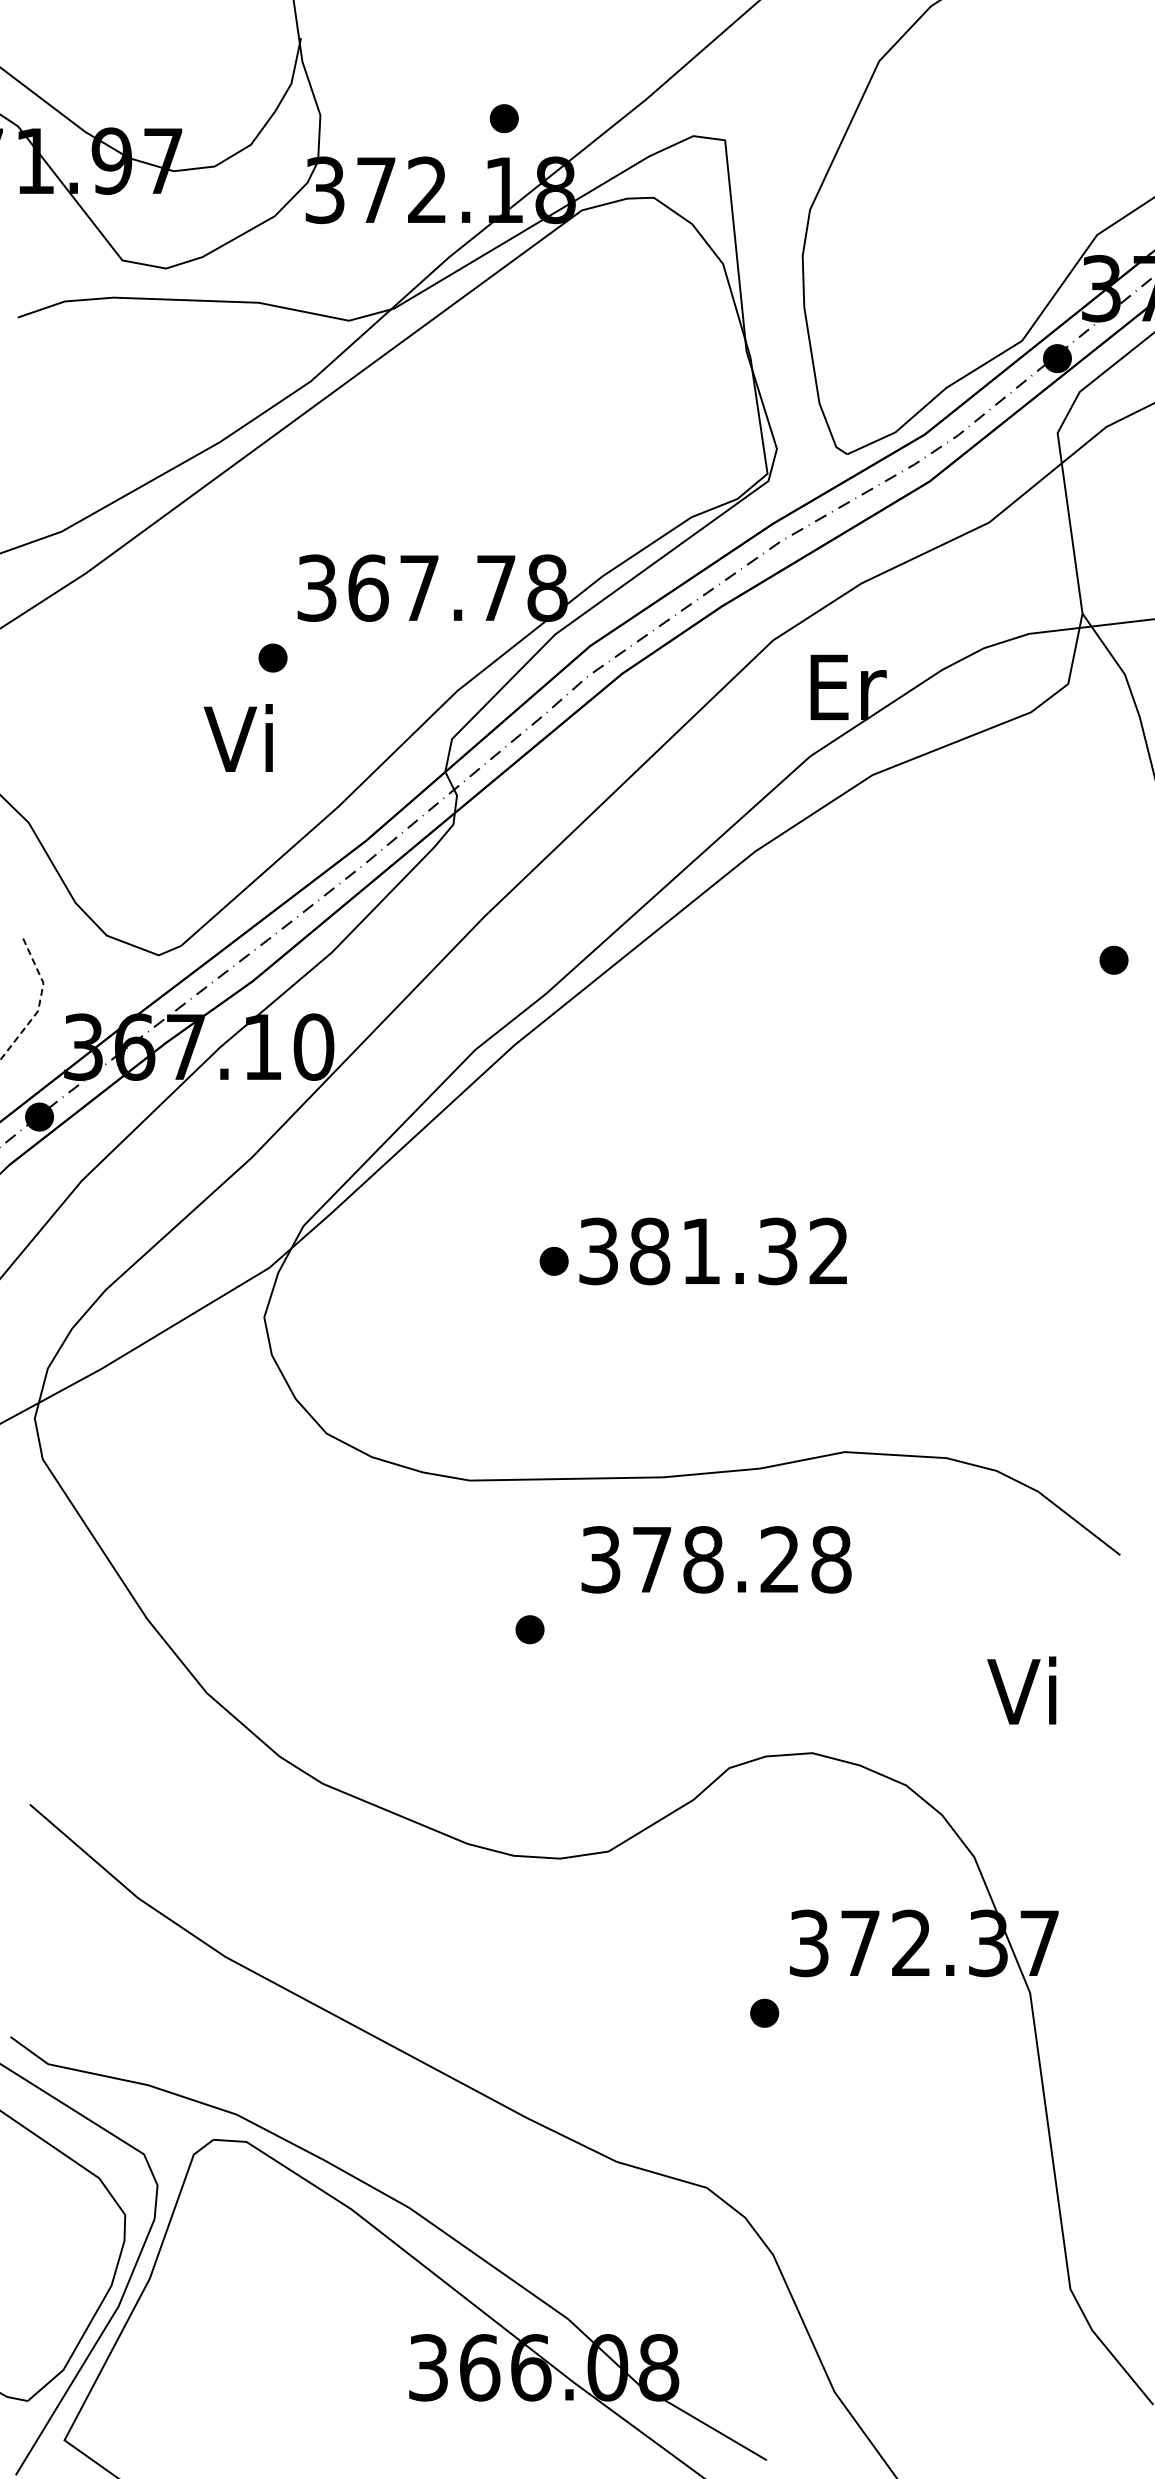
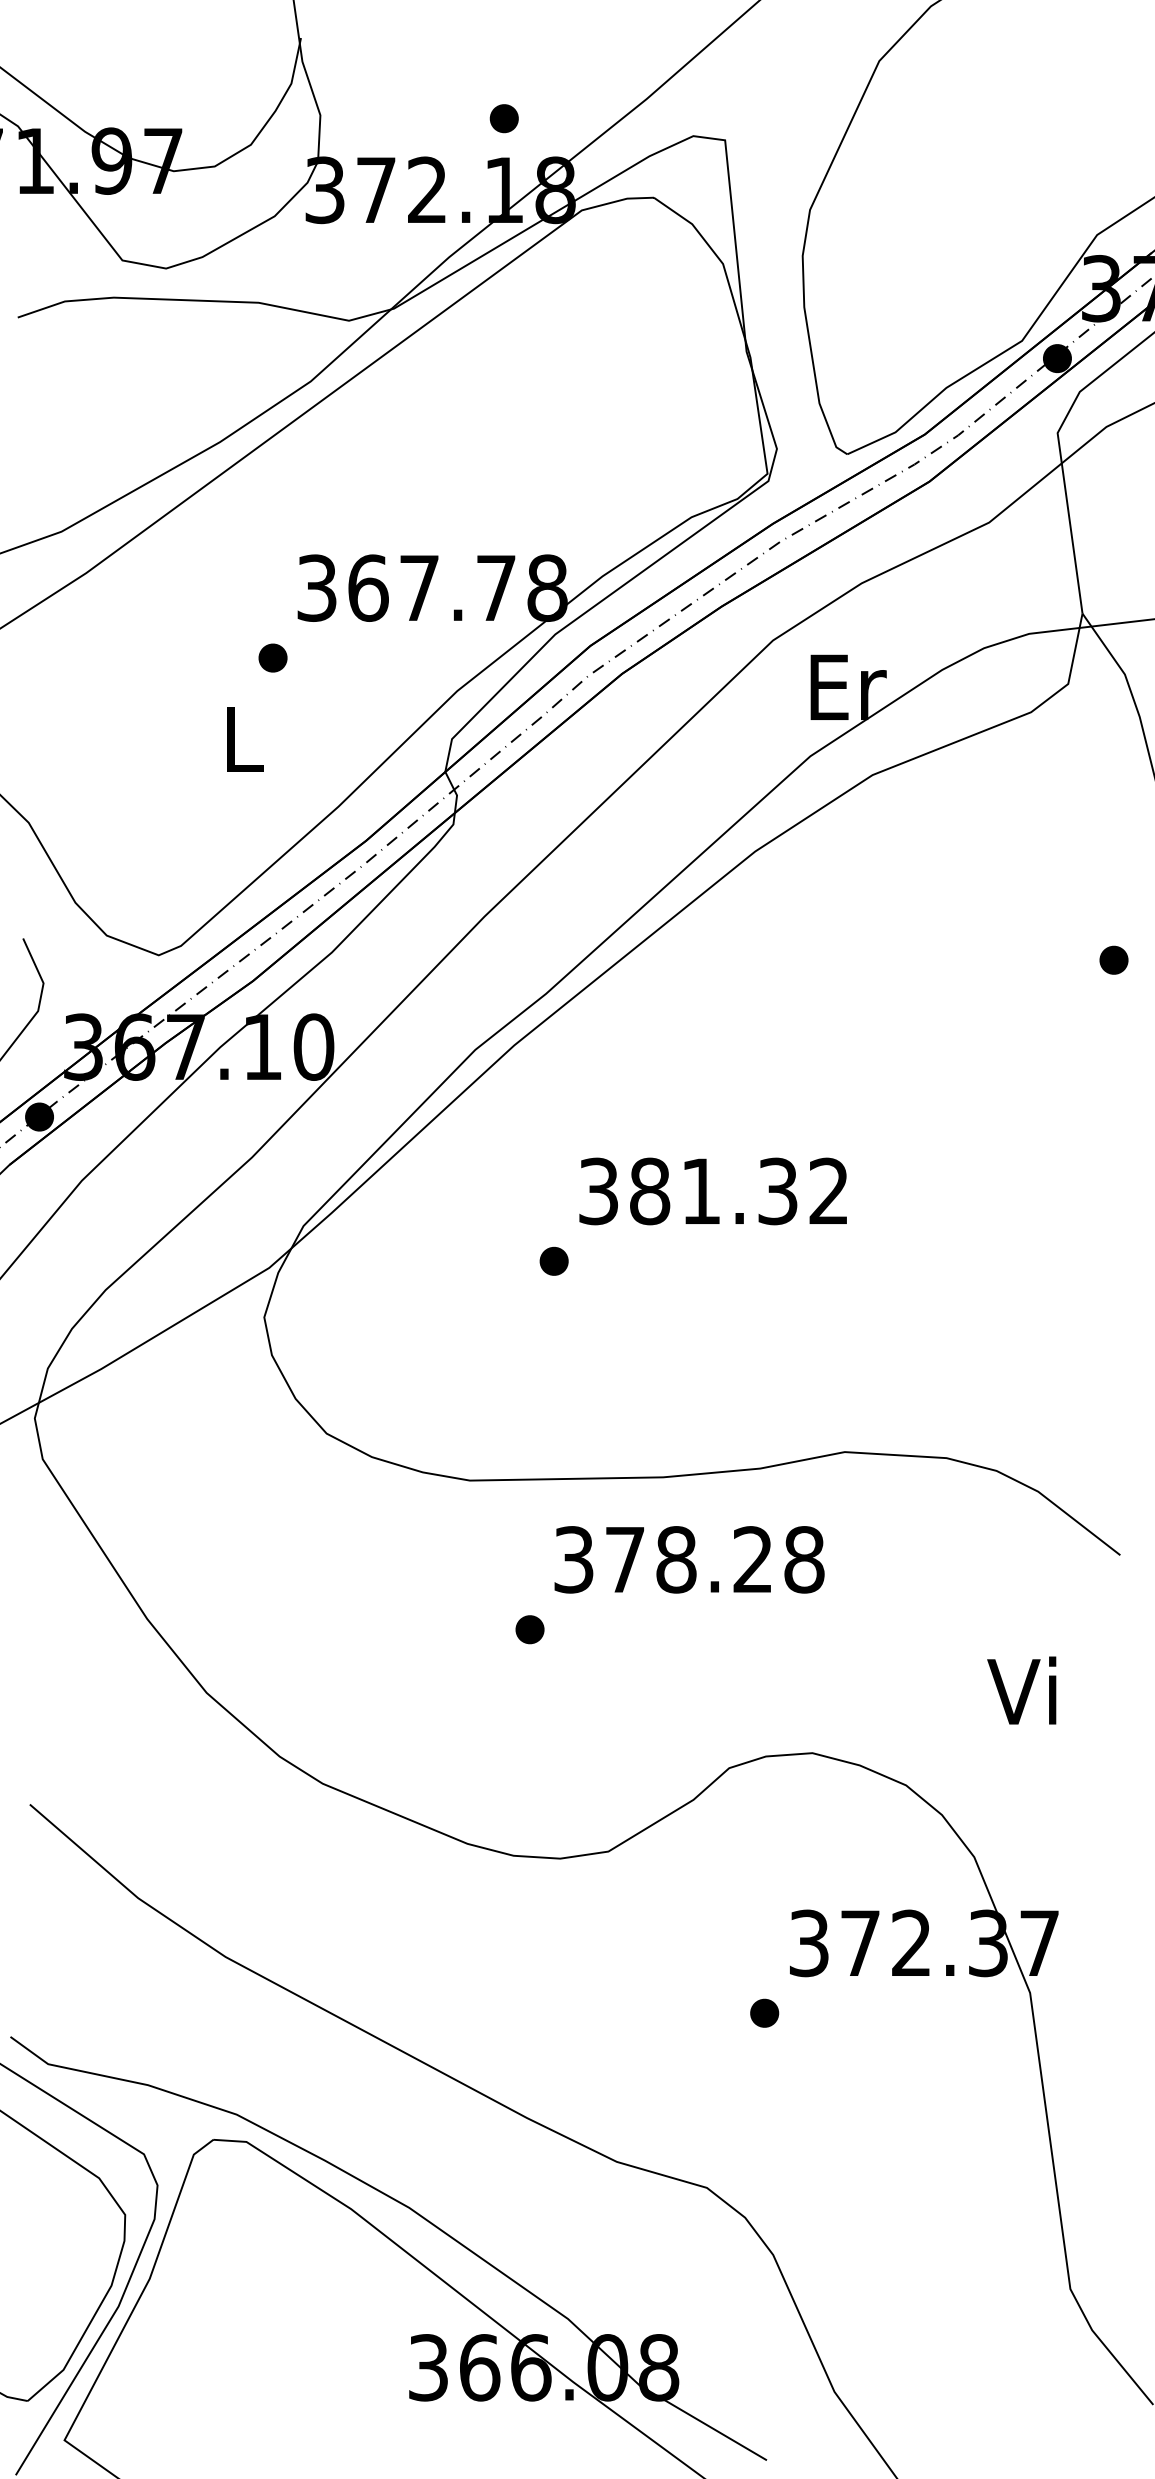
text: Vi -> L (237, 737)
line: dashed -> solid (39, 1003)
text position: (712, 1251) -> (712, 1191) (712, 1191)
text position: (716, 1559) -> (689, 1559) (689, 1559)
